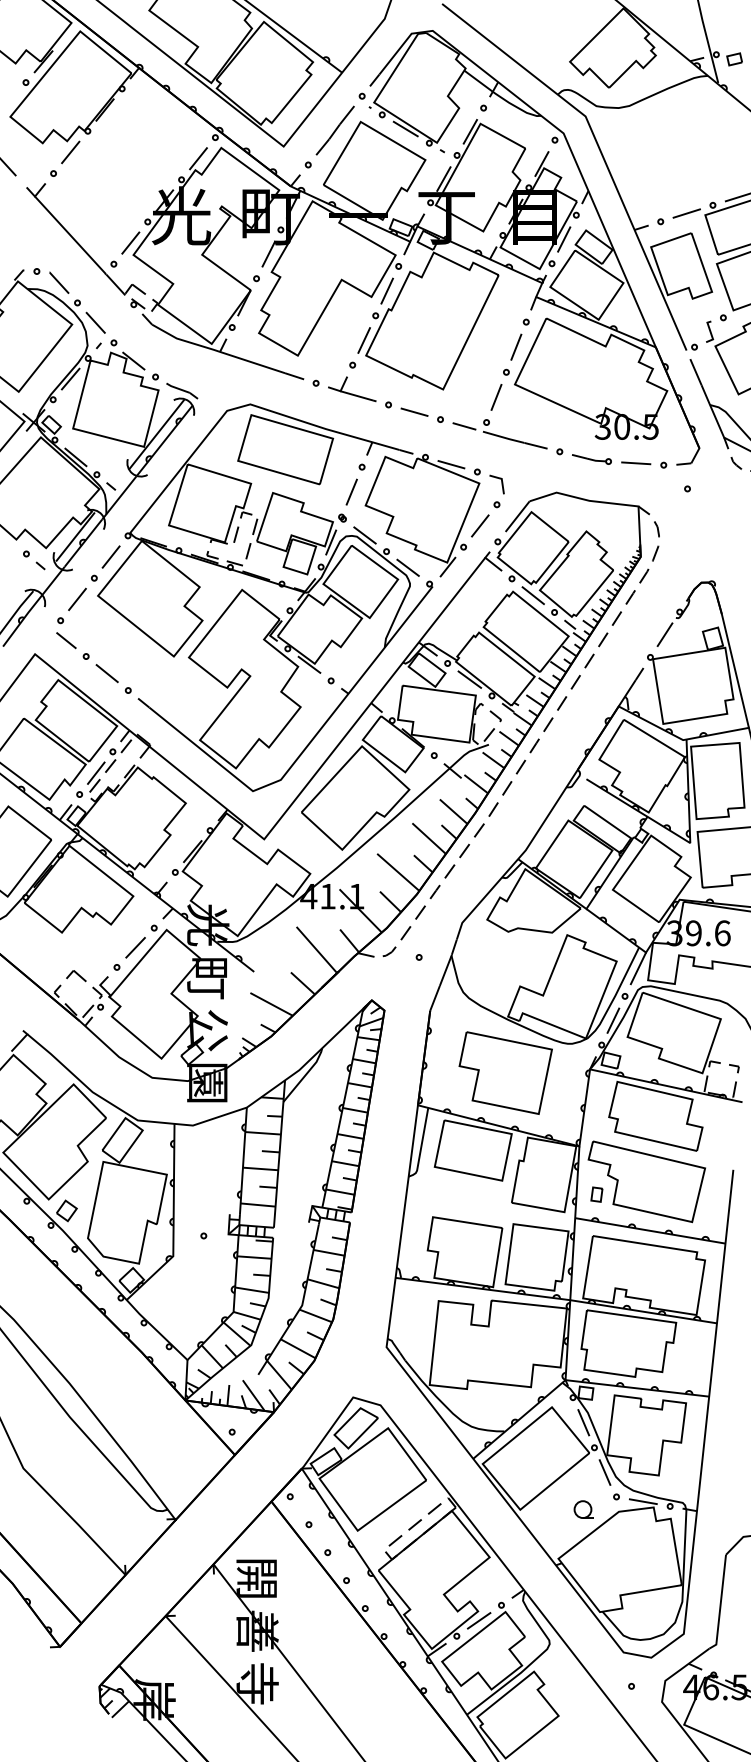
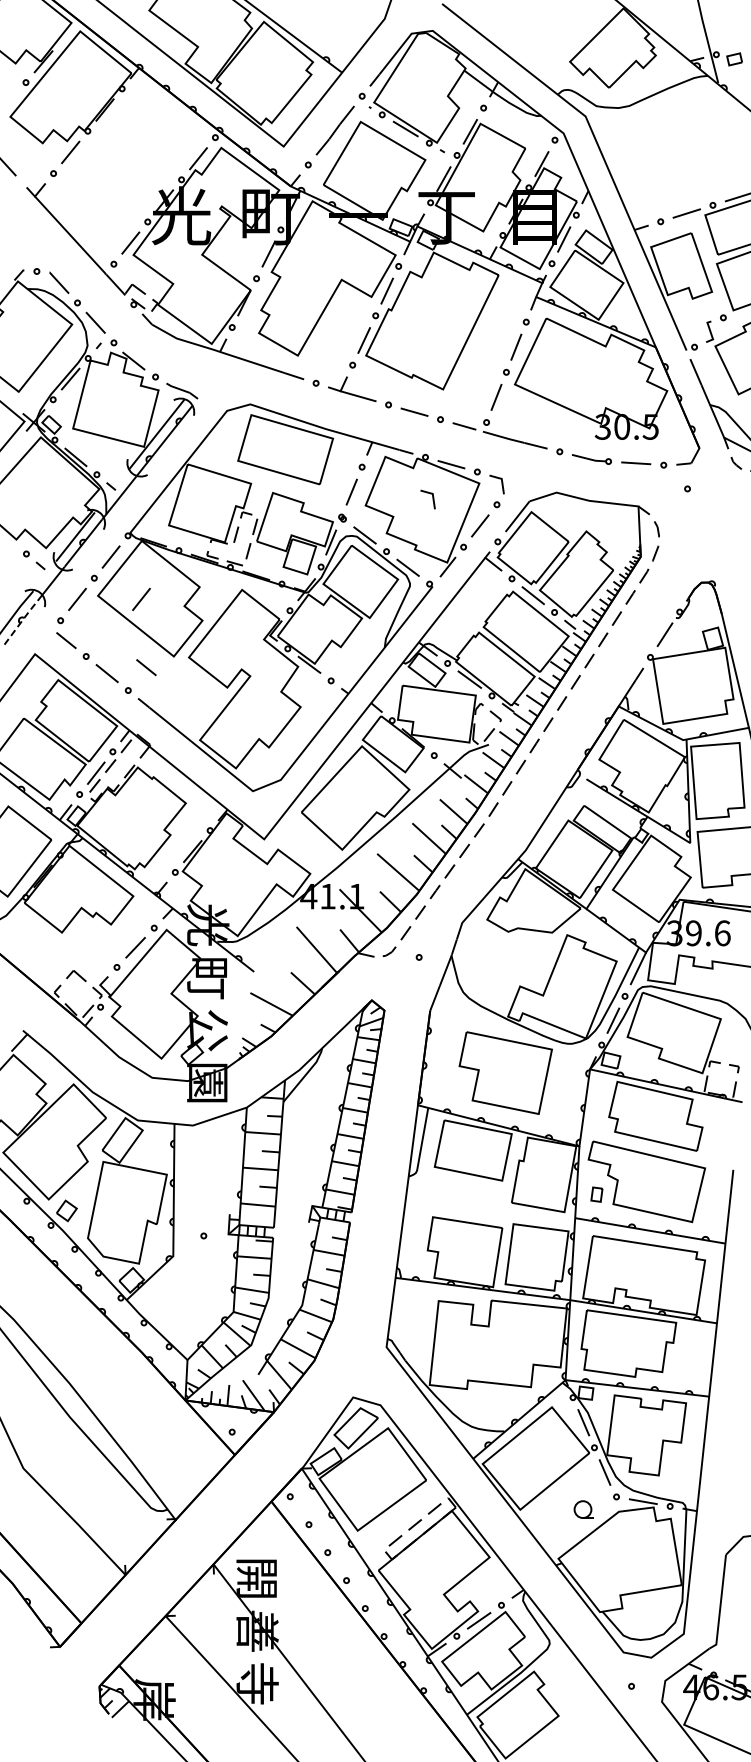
line: none -> present (432, 499)
line: none -> present (141, 599)
line: solid -> dashed (22, 620)
line: none -> present (146, 667)
